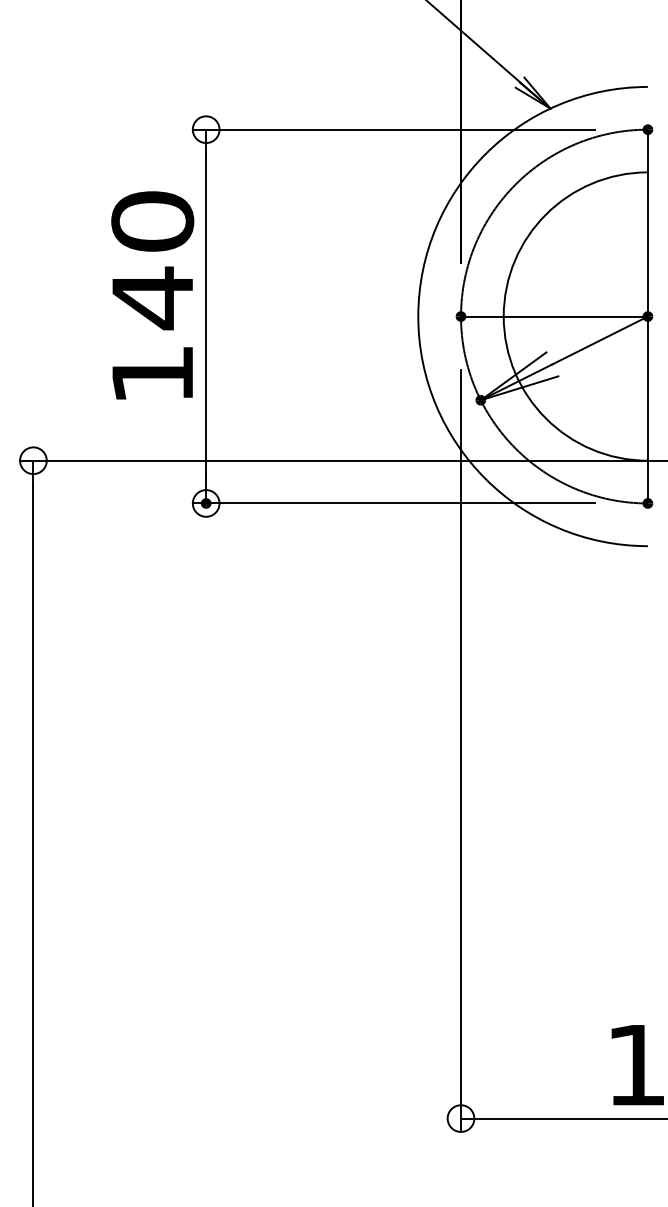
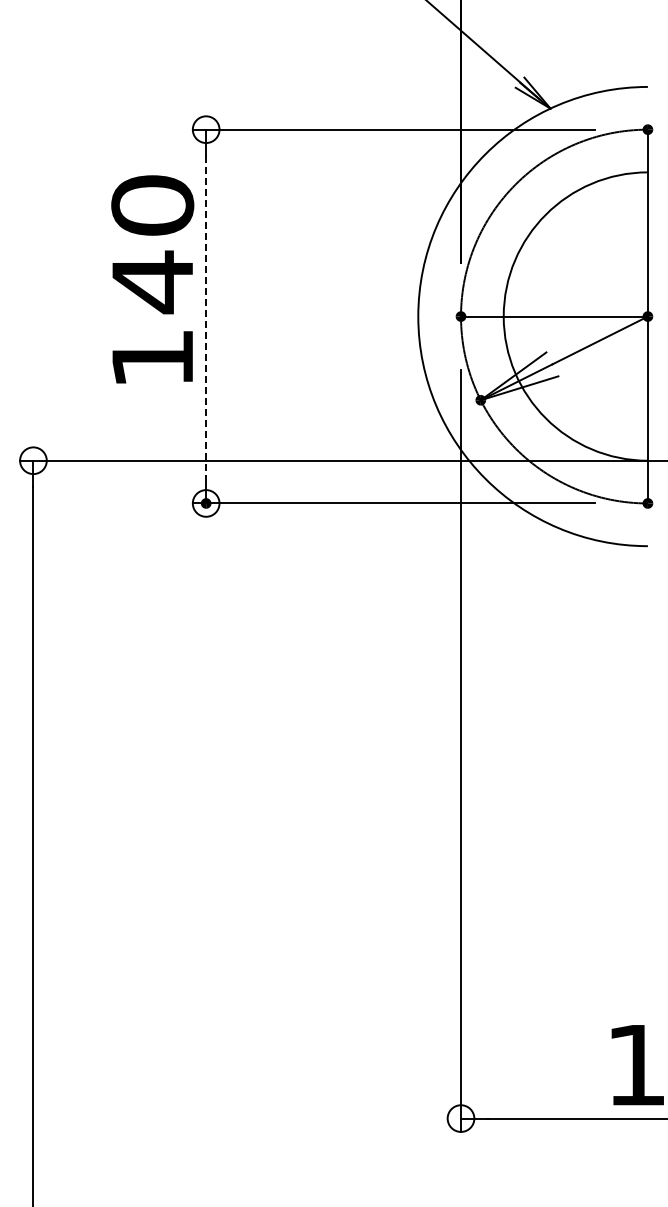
text position: (152, 295) -> (152, 279) (152, 279)
line: solid -> dashed (206, 317)
